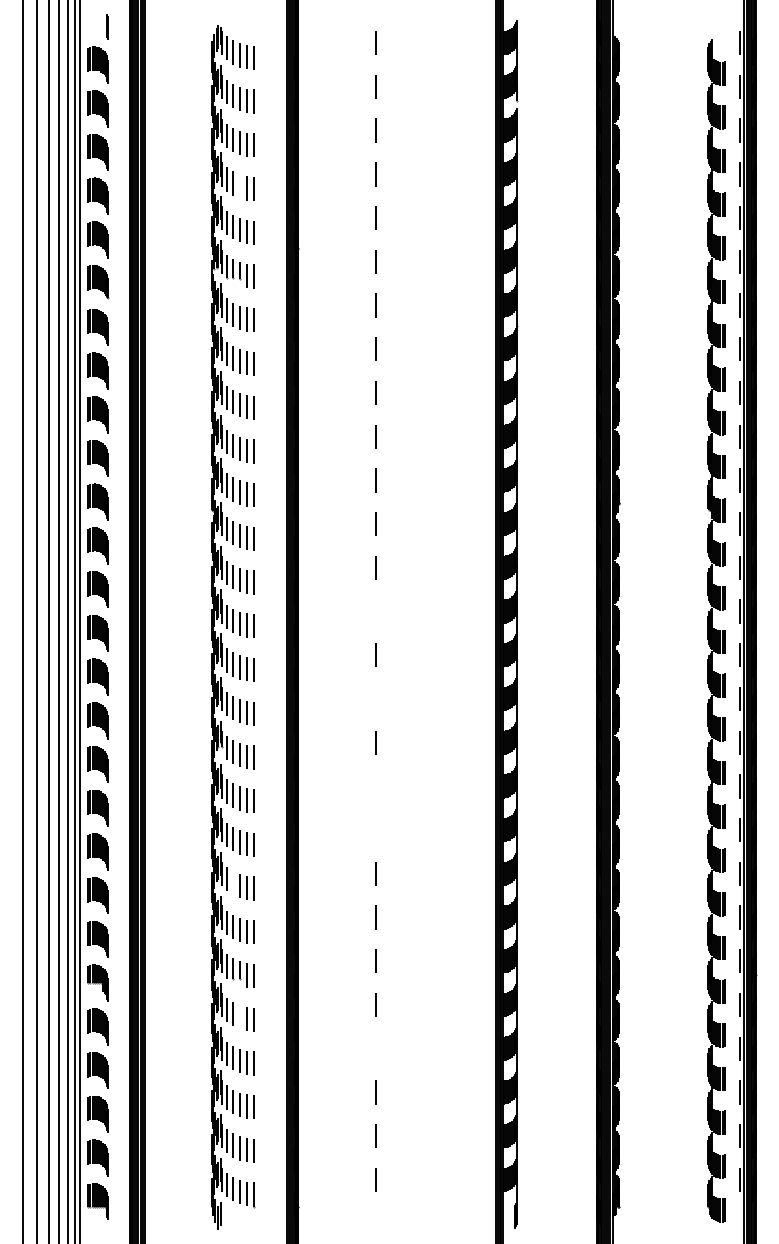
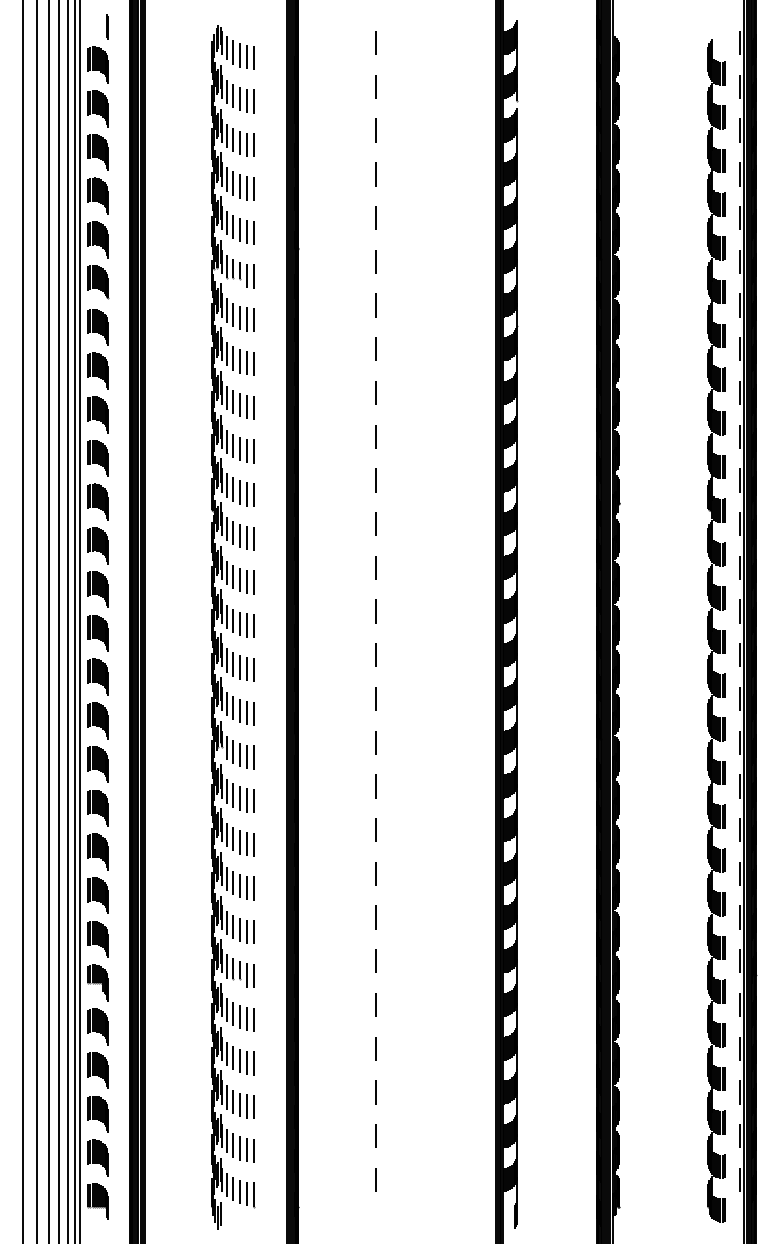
line: none -> present (239, 186)
line: none -> present (375, 611)
line: none -> present (375, 698)
line: none -> present (375, 786)
line: none -> present (375, 830)
line: none -> present (233, 882)
line: none -> present (239, 1017)
line: none -> present (375, 1048)
